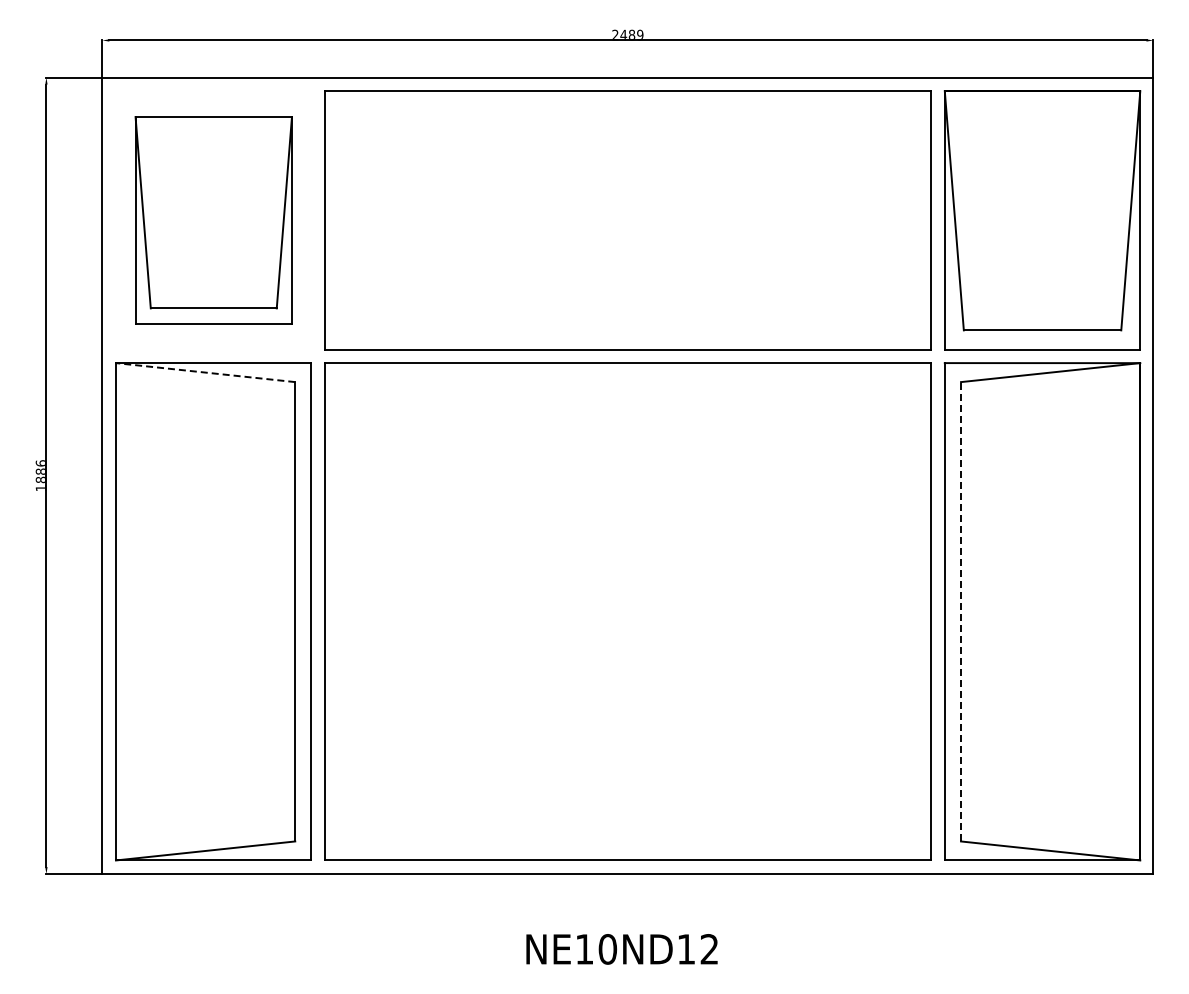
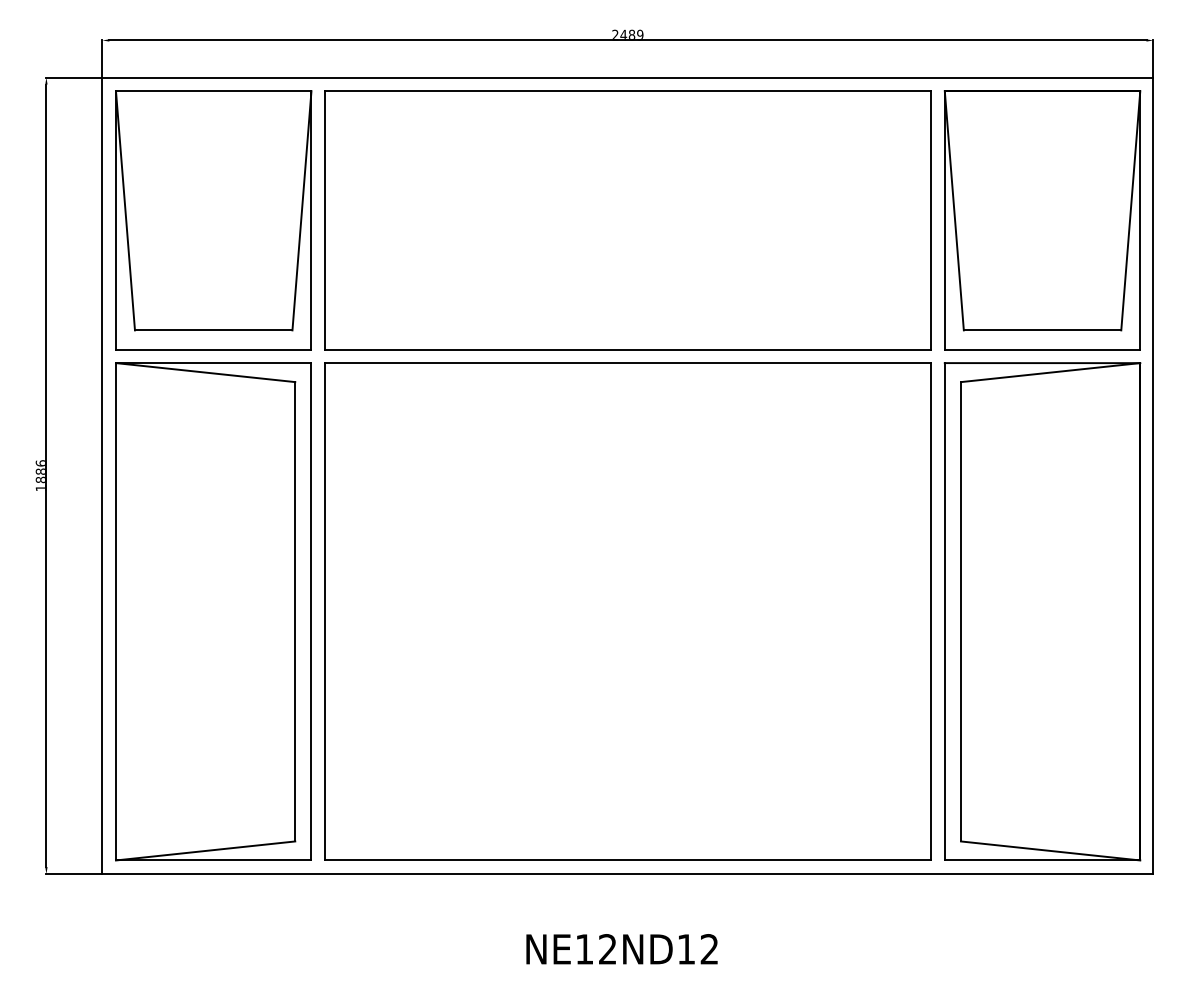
part size: 159x209 px -> 198x261 px (213, 220)
line: dashed -> solid (205, 372)
line: dashed -> solid (961, 611)
text: NE10ND12 -> NE12ND12 (607, 949)
